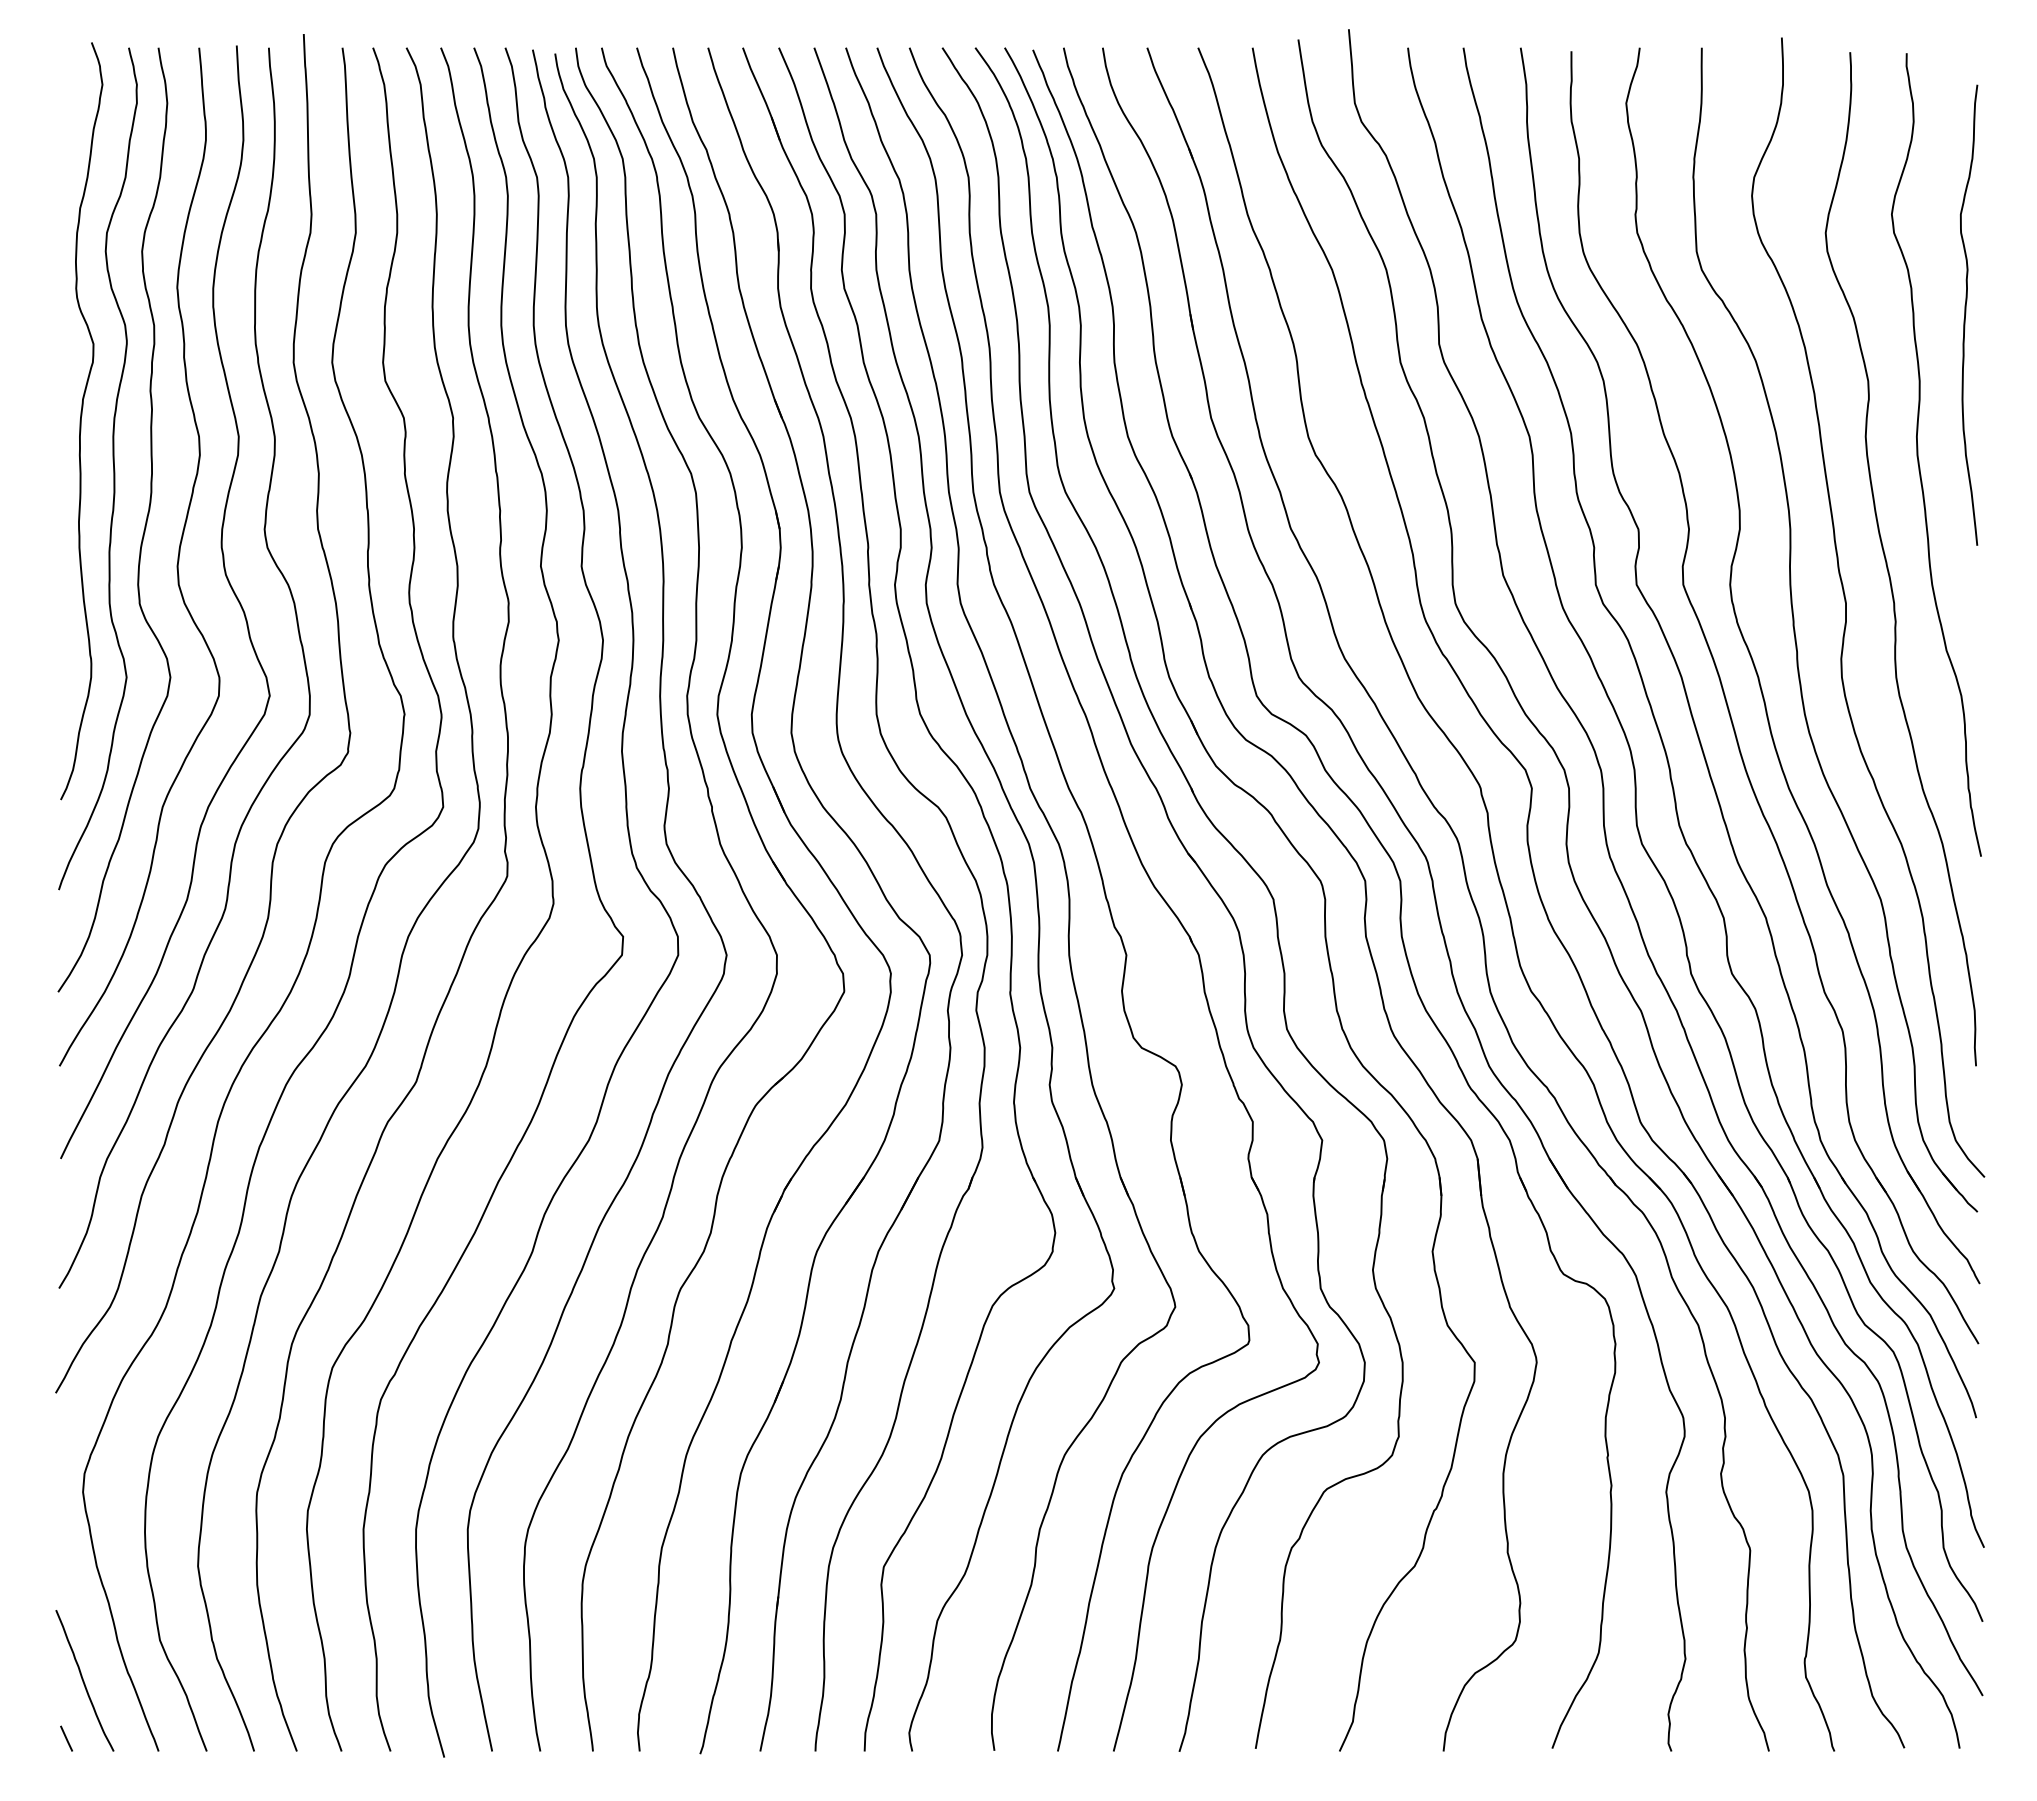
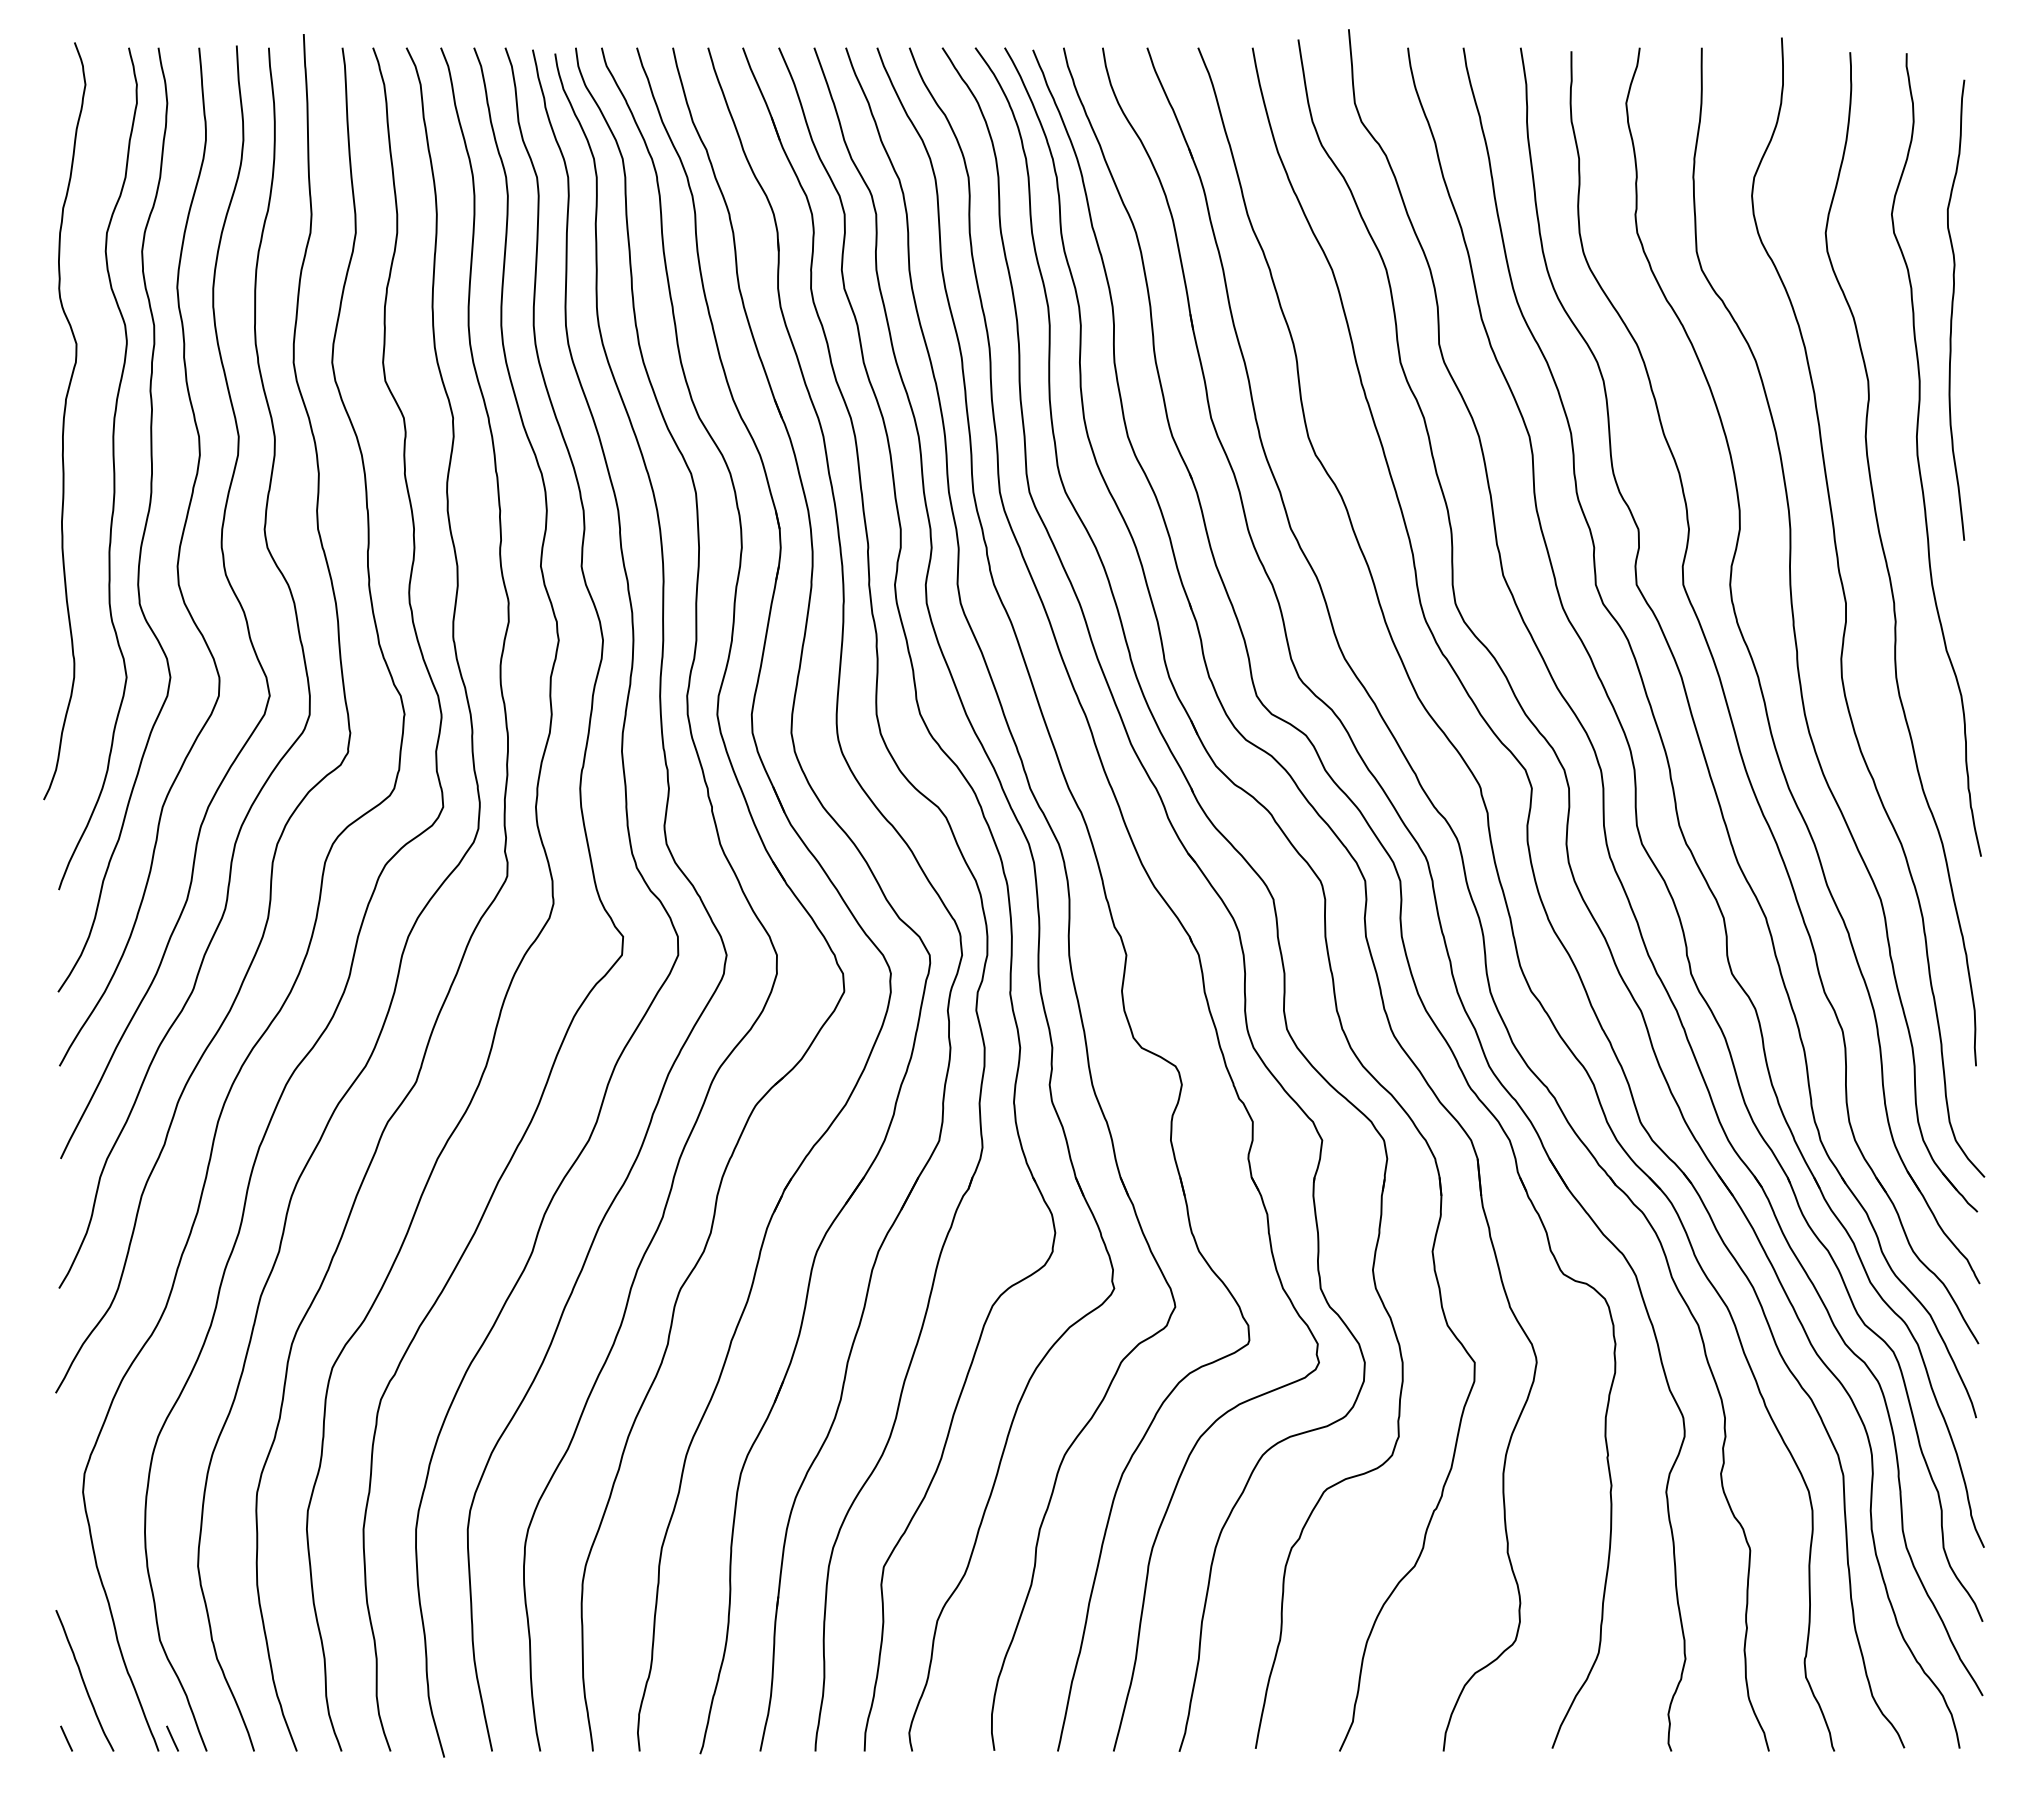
curve position: (1966, 314) -> (1953, 309) (1953, 309)
curve position: (81, 421) -> (64, 421) (64, 421)
line: none -> present (172, 1738)
